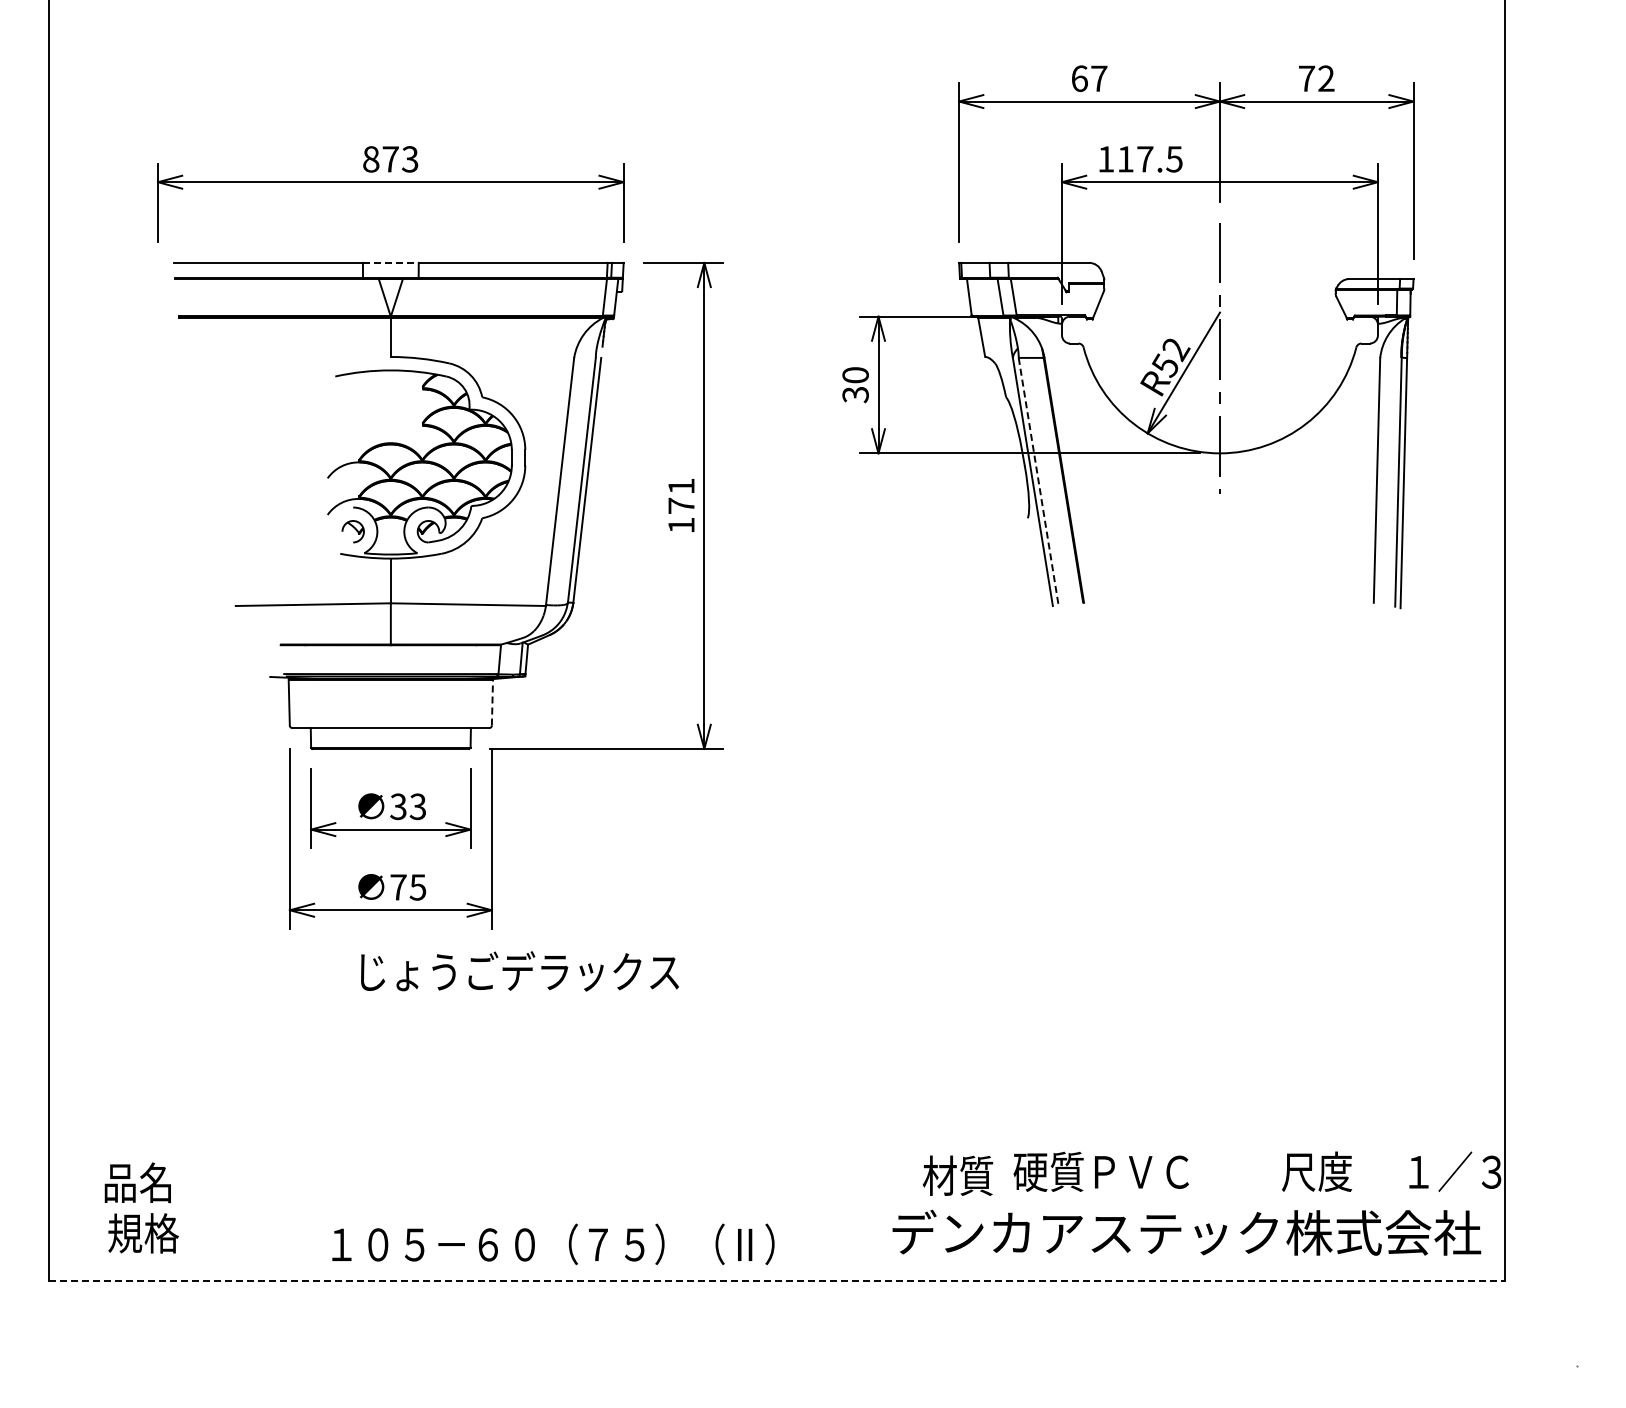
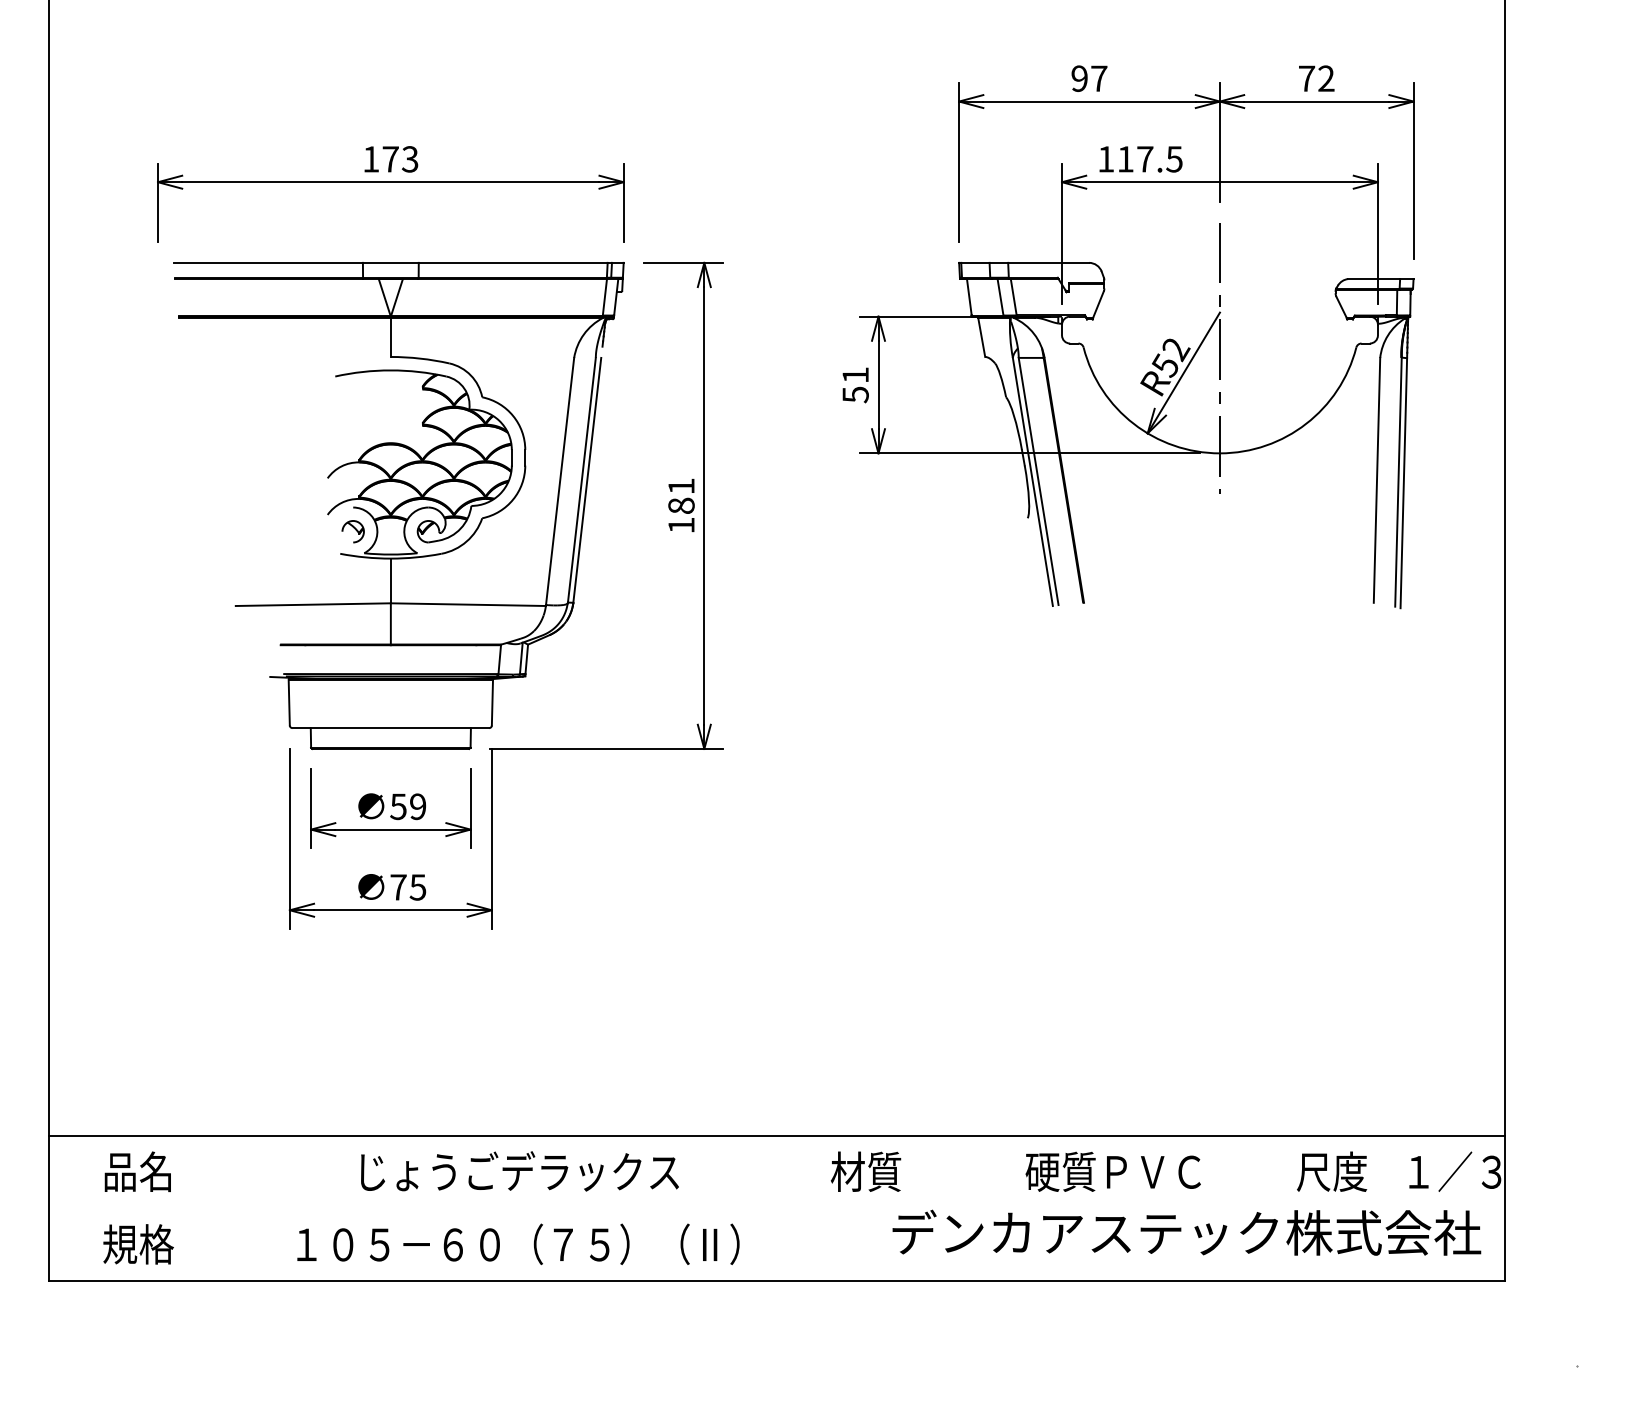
text: 67 -> 97 (1079, 78)
text: 873 -> 173 (371, 159)
line: dashed -> solid (390, 262)
text: 30 -> 51 (855, 384)
line: dashed -> solid (1038, 481)
text: 171 -> 181 (681, 505)
line: dashed -> solid (492, 702)
text: 33 -> 59 (408, 806)
text position: (519, 971) -> (519, 1171) (519, 1171)
line: none -> present (776, 1136)
text position: (1100, 1171) -> (1112, 1171) (1112, 1171)
text position: (1317, 1171) -> (1332, 1171) (1332, 1171)
text position: (957, 1175) -> (865, 1171) (865, 1171)
text position: (137, 1182) -> (137, 1171) (137, 1171)
text position: (143, 1233) -> (138, 1244) (138, 1244)
text position: (553, 1243) -> (518, 1243) (518, 1243)
line: dashed -> solid (776, 1281)
